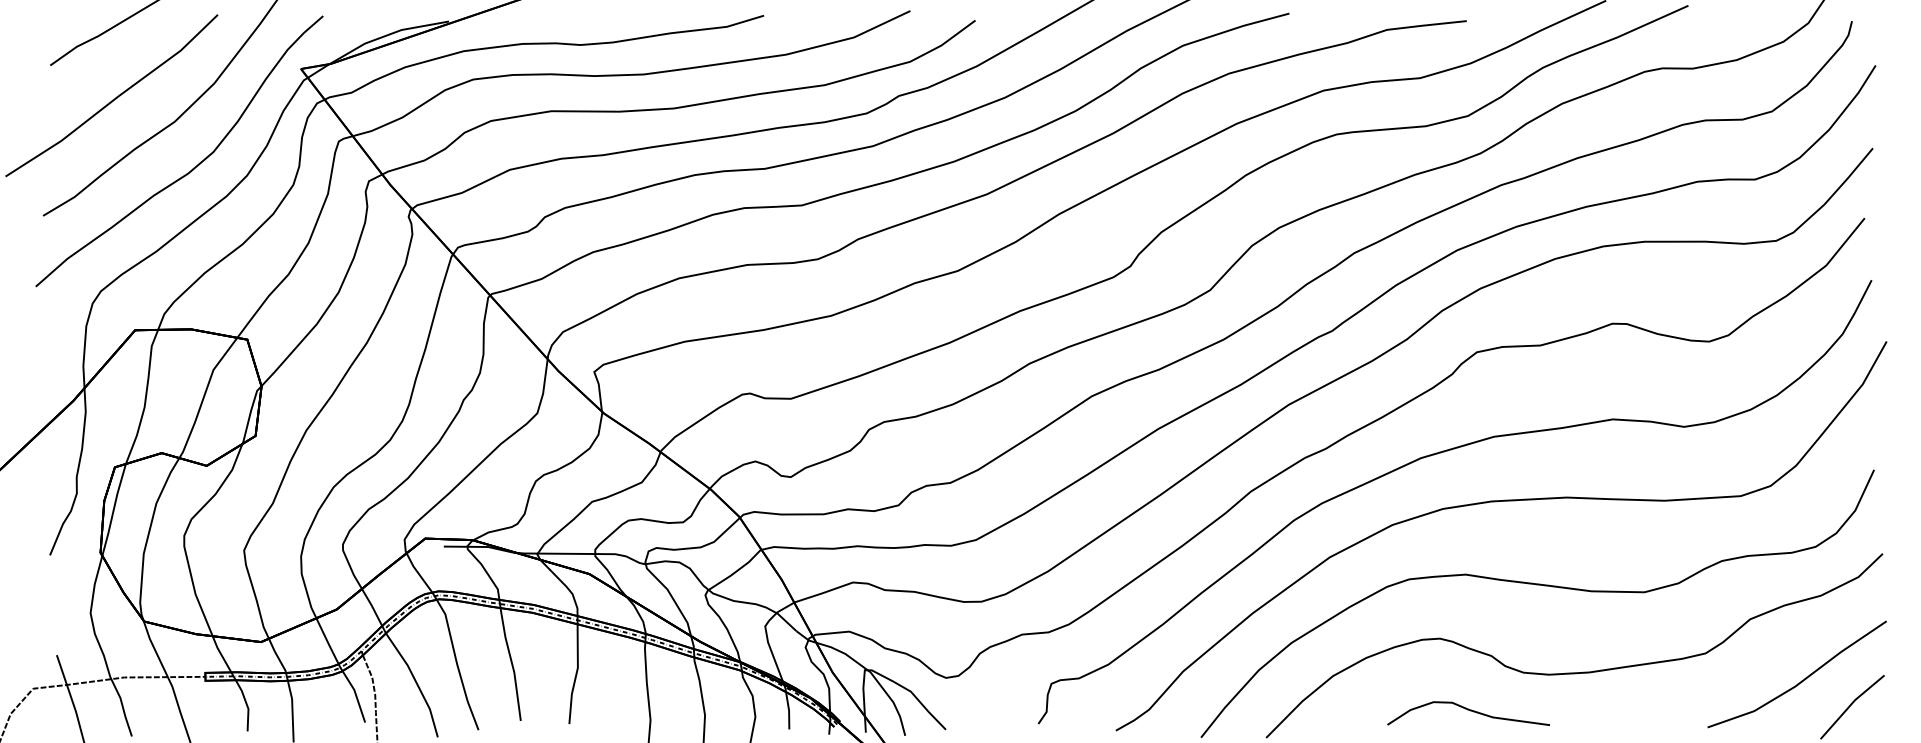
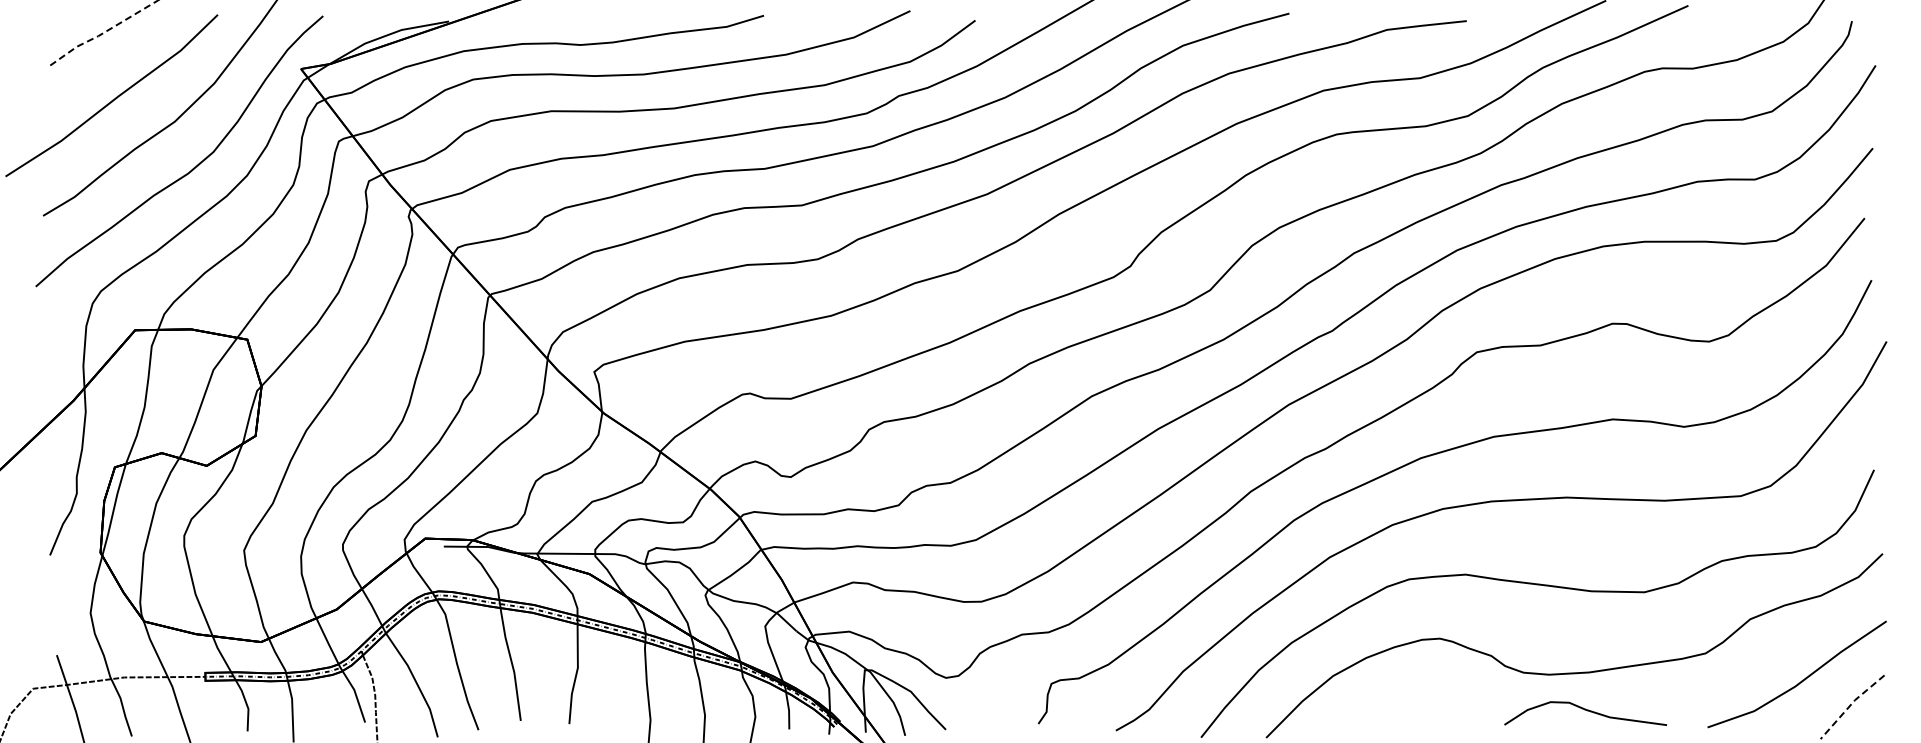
line: solid -> dashed (103, 33)
line: solid -> dashed (1850, 705)
curve position: (1470, 711) -> (1587, 711) (1587, 711)
